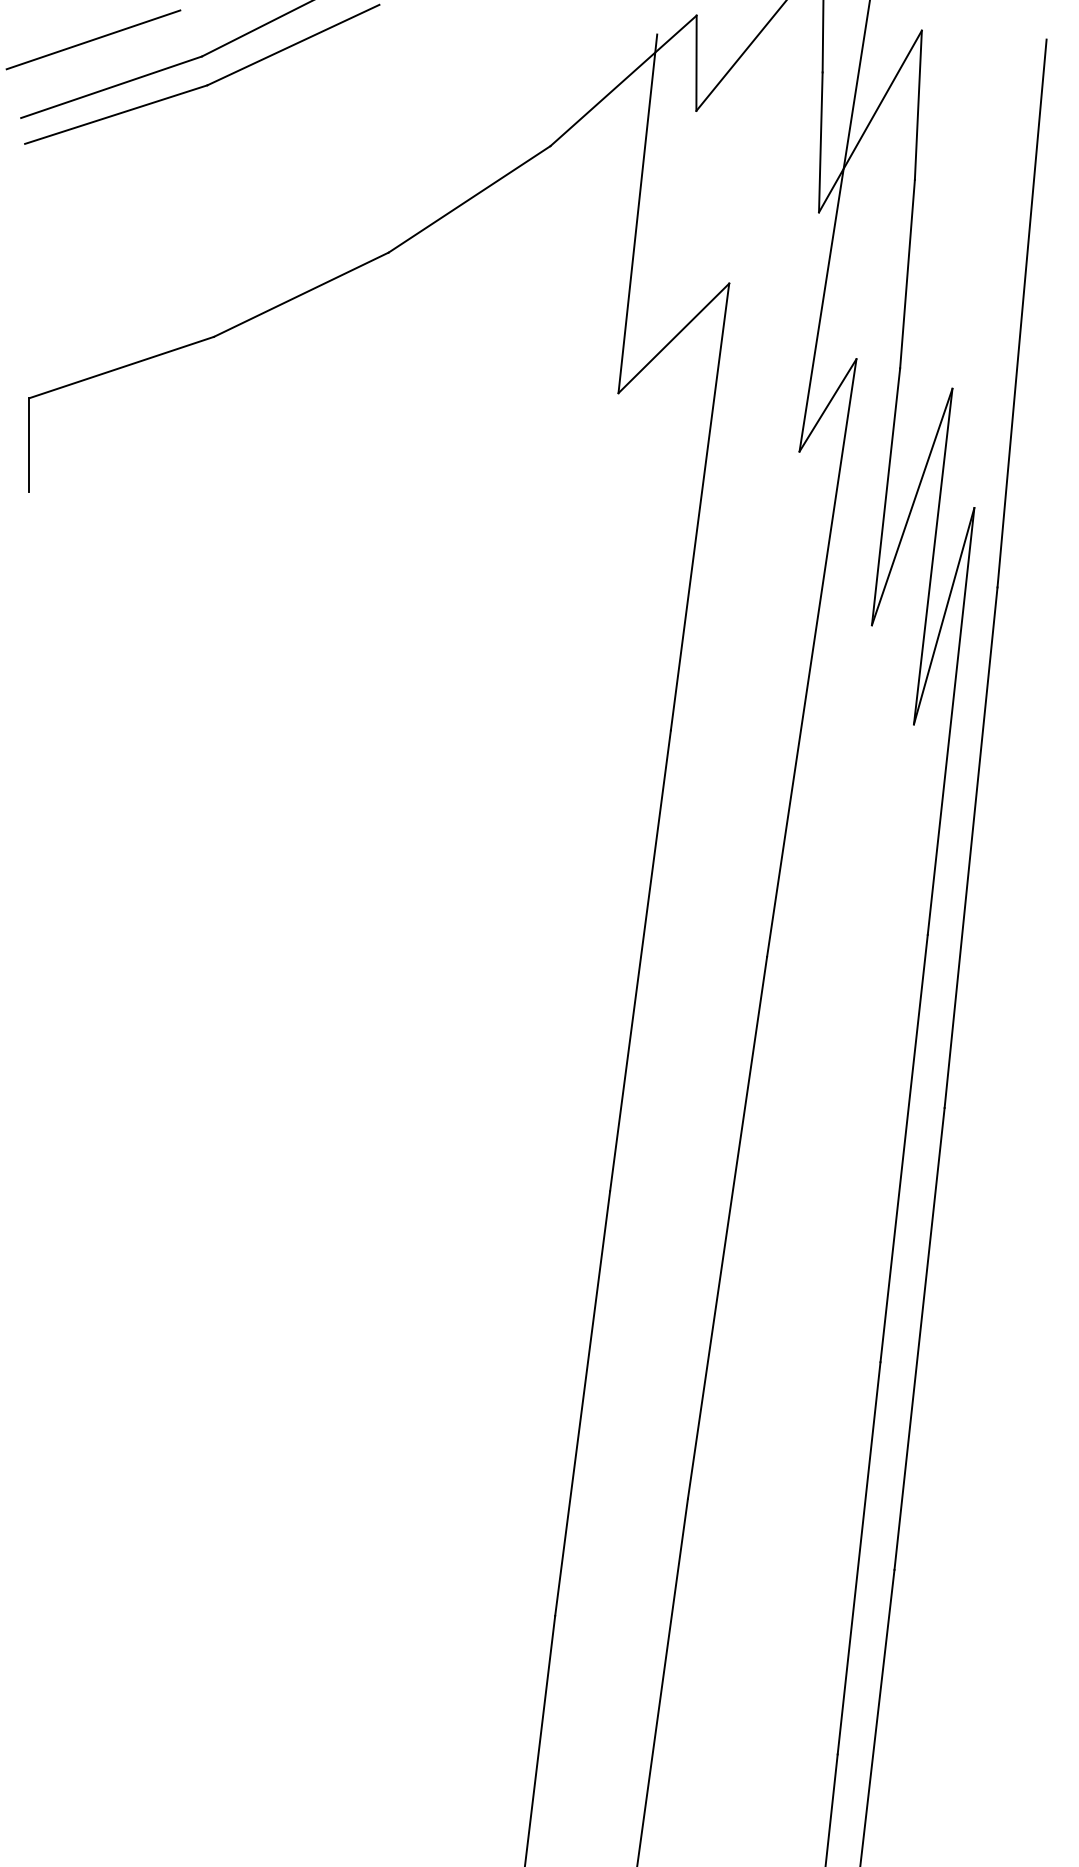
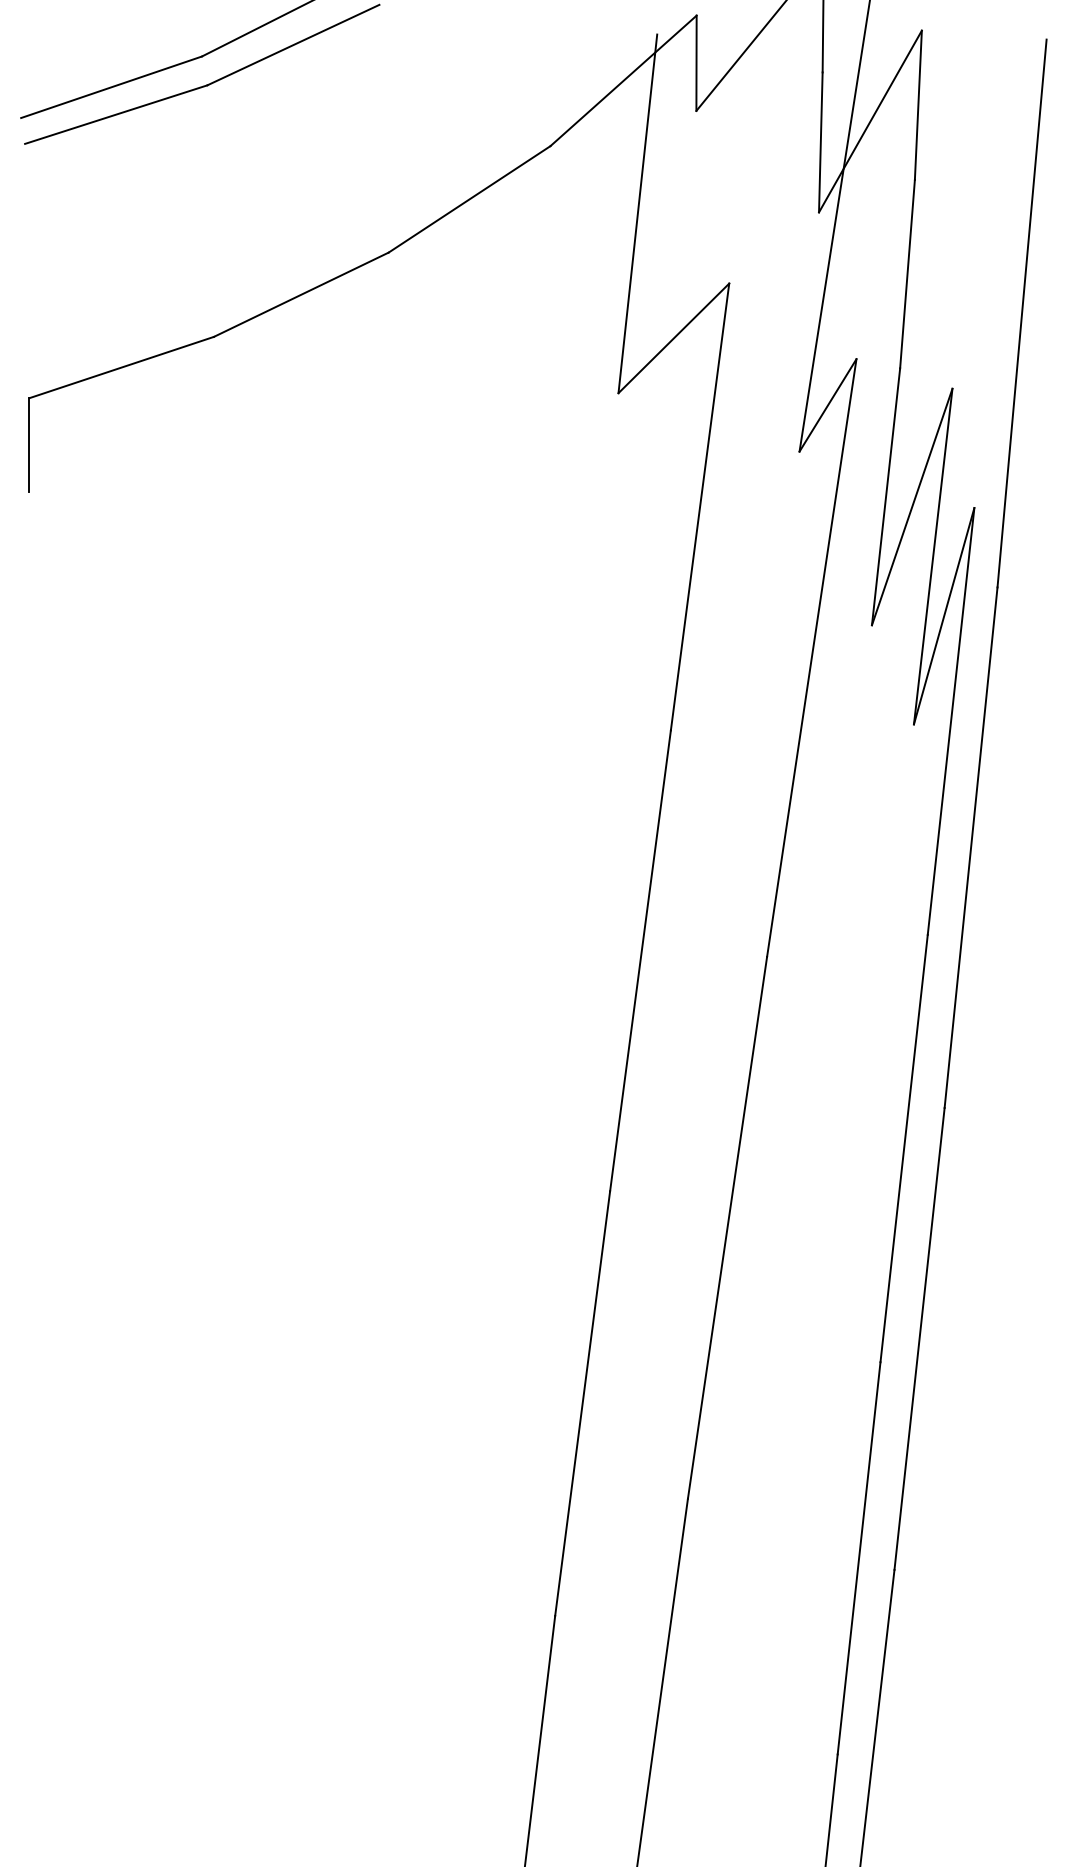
line: present -> none (93, 39)
